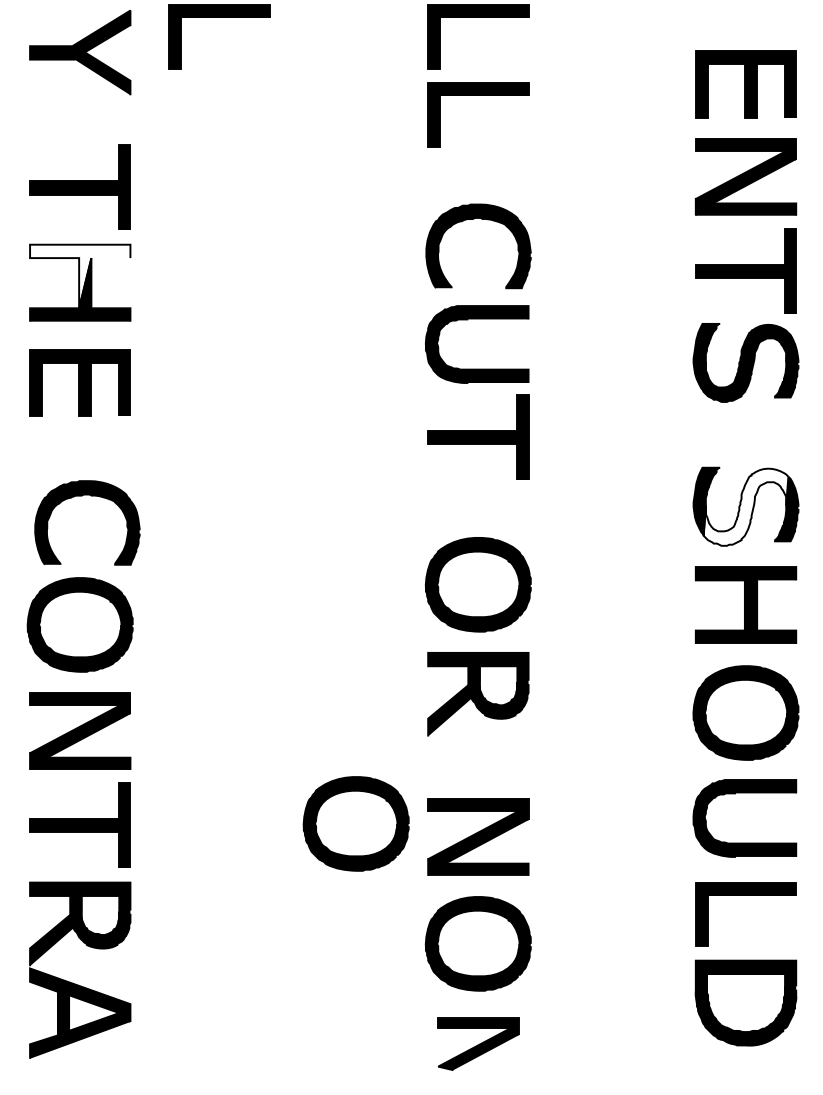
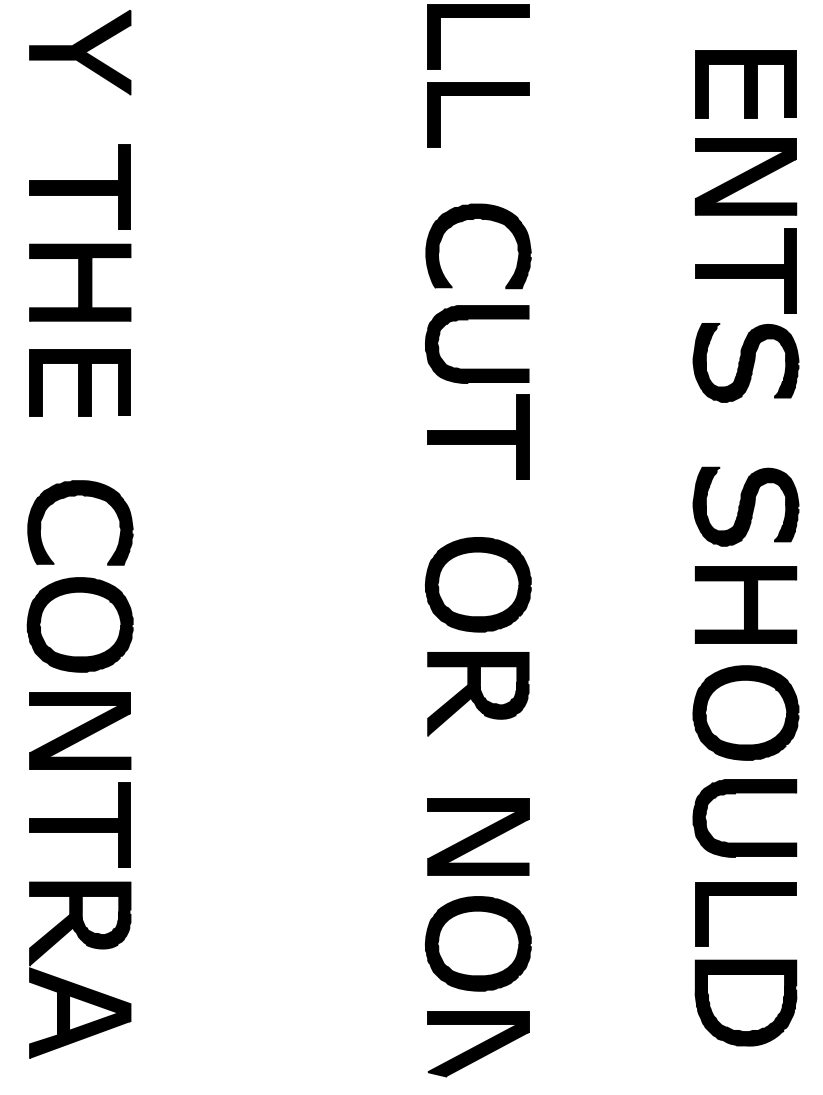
part: present -> none (219, 17)
fill: none -> present (80, 276)
part position: (90, 496) -> (83, 496) (83, 496)
fill: none -> present (745, 506)
part: present -> none (355, 823)
part size: 83x54 px -> 103x67 px (478, 1044)
